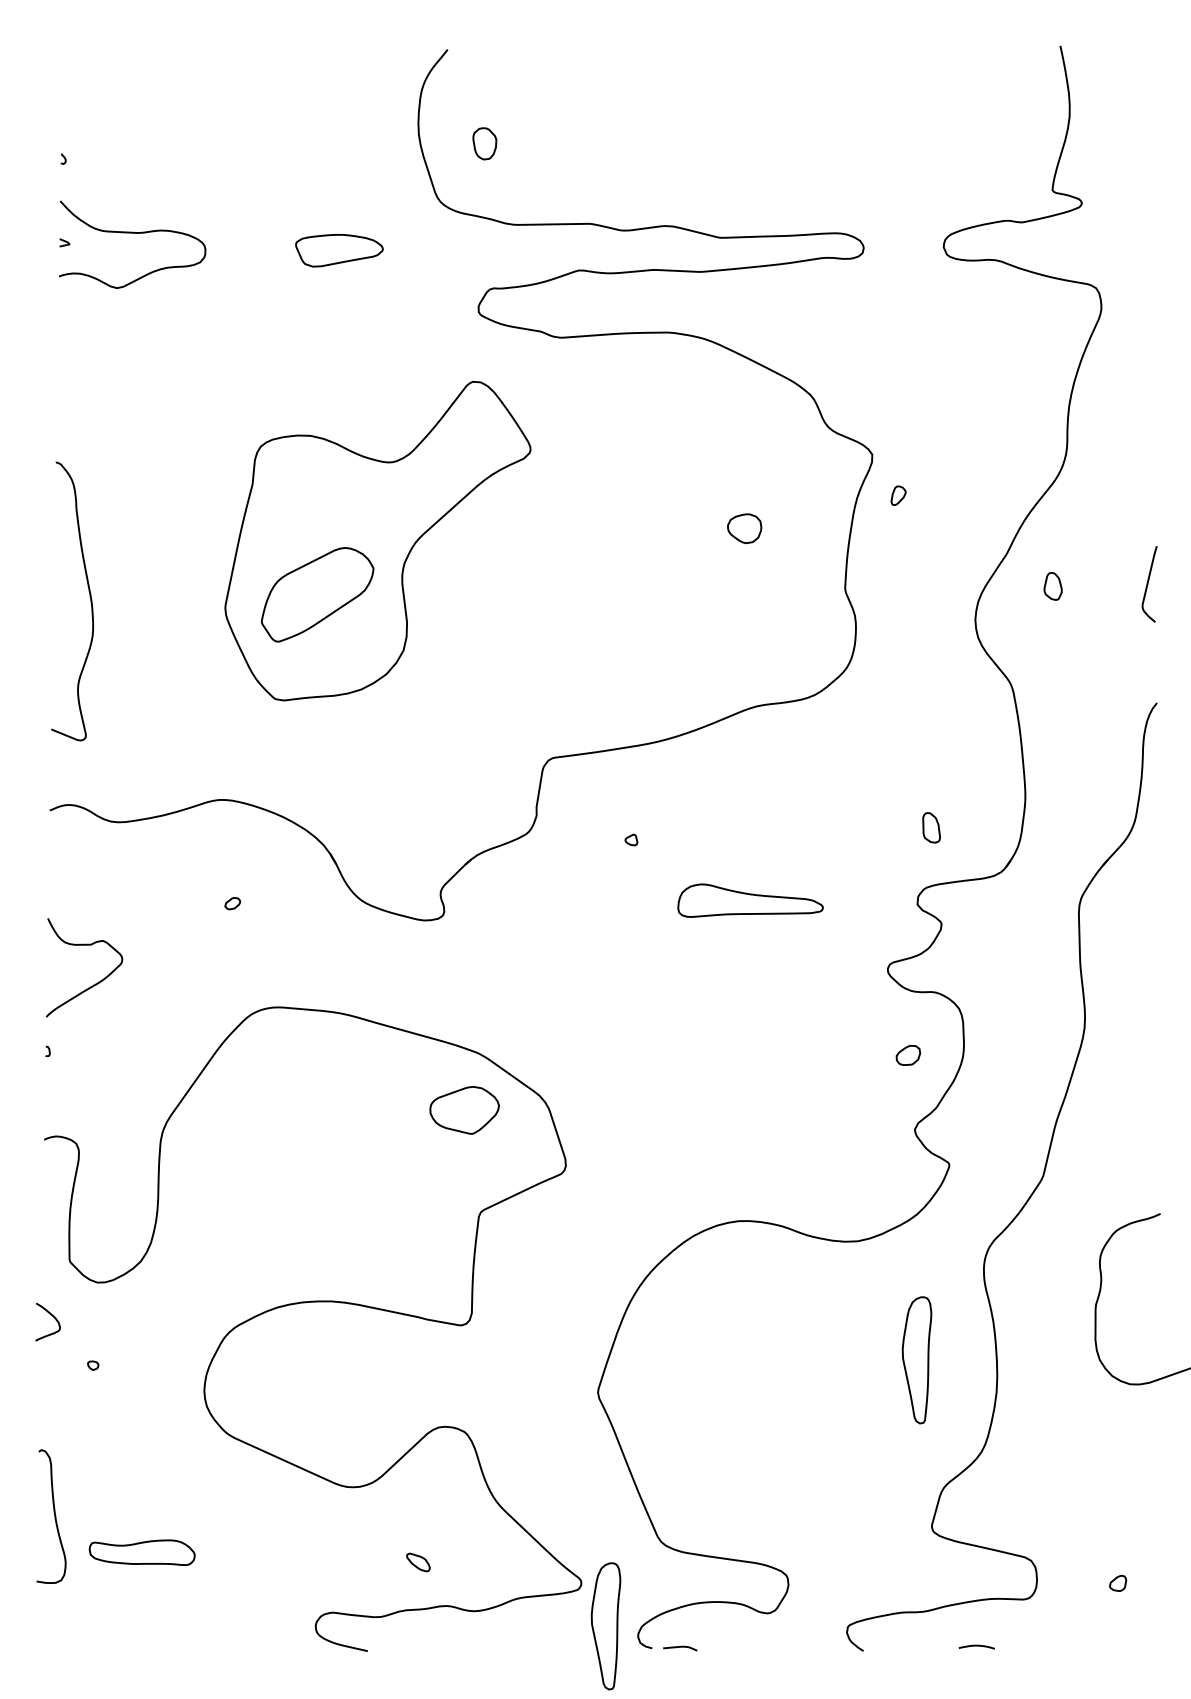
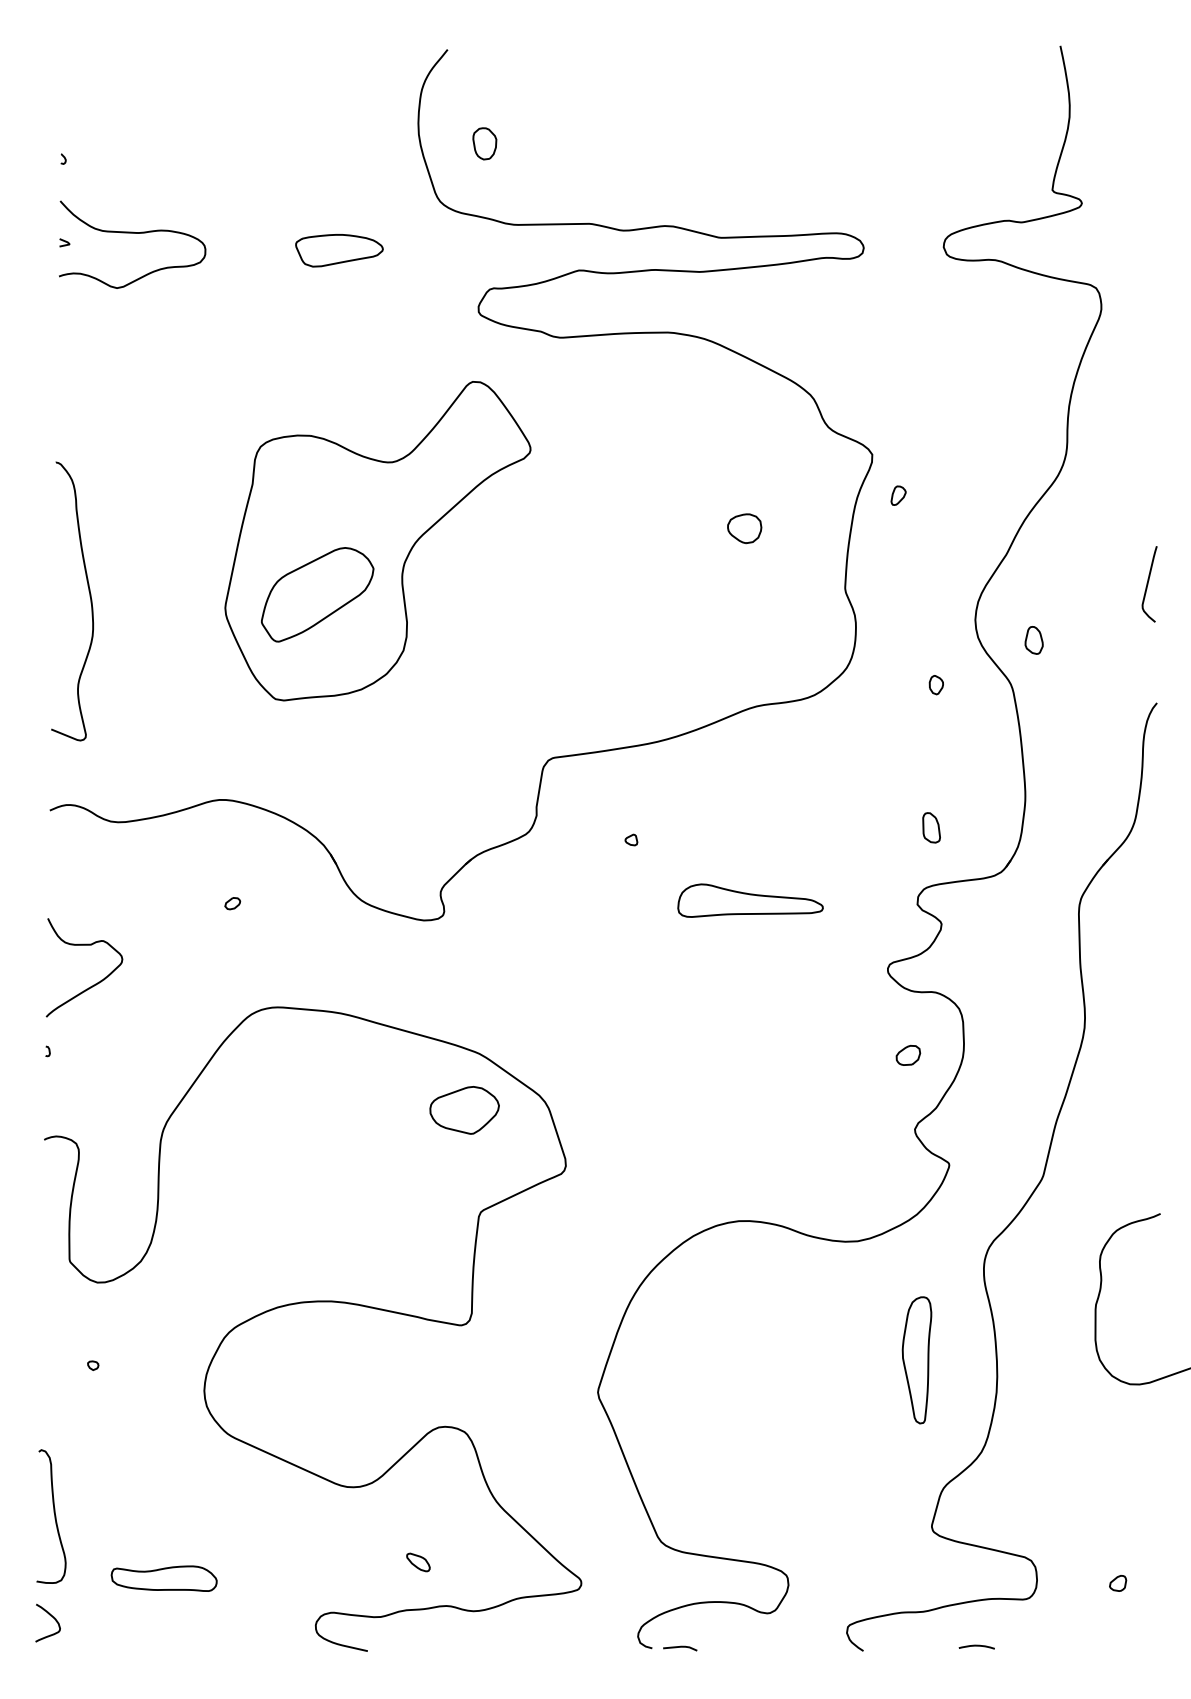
part position: (1052, 586) -> (1033, 640) (1033, 640)
part: none -> present (935, 685)
curve position: (50, 1315) -> (50, 1616) (50, 1616)
part position: (141, 1552) -> (163, 1578) (163, 1578)
part: present -> none (605, 1626)
